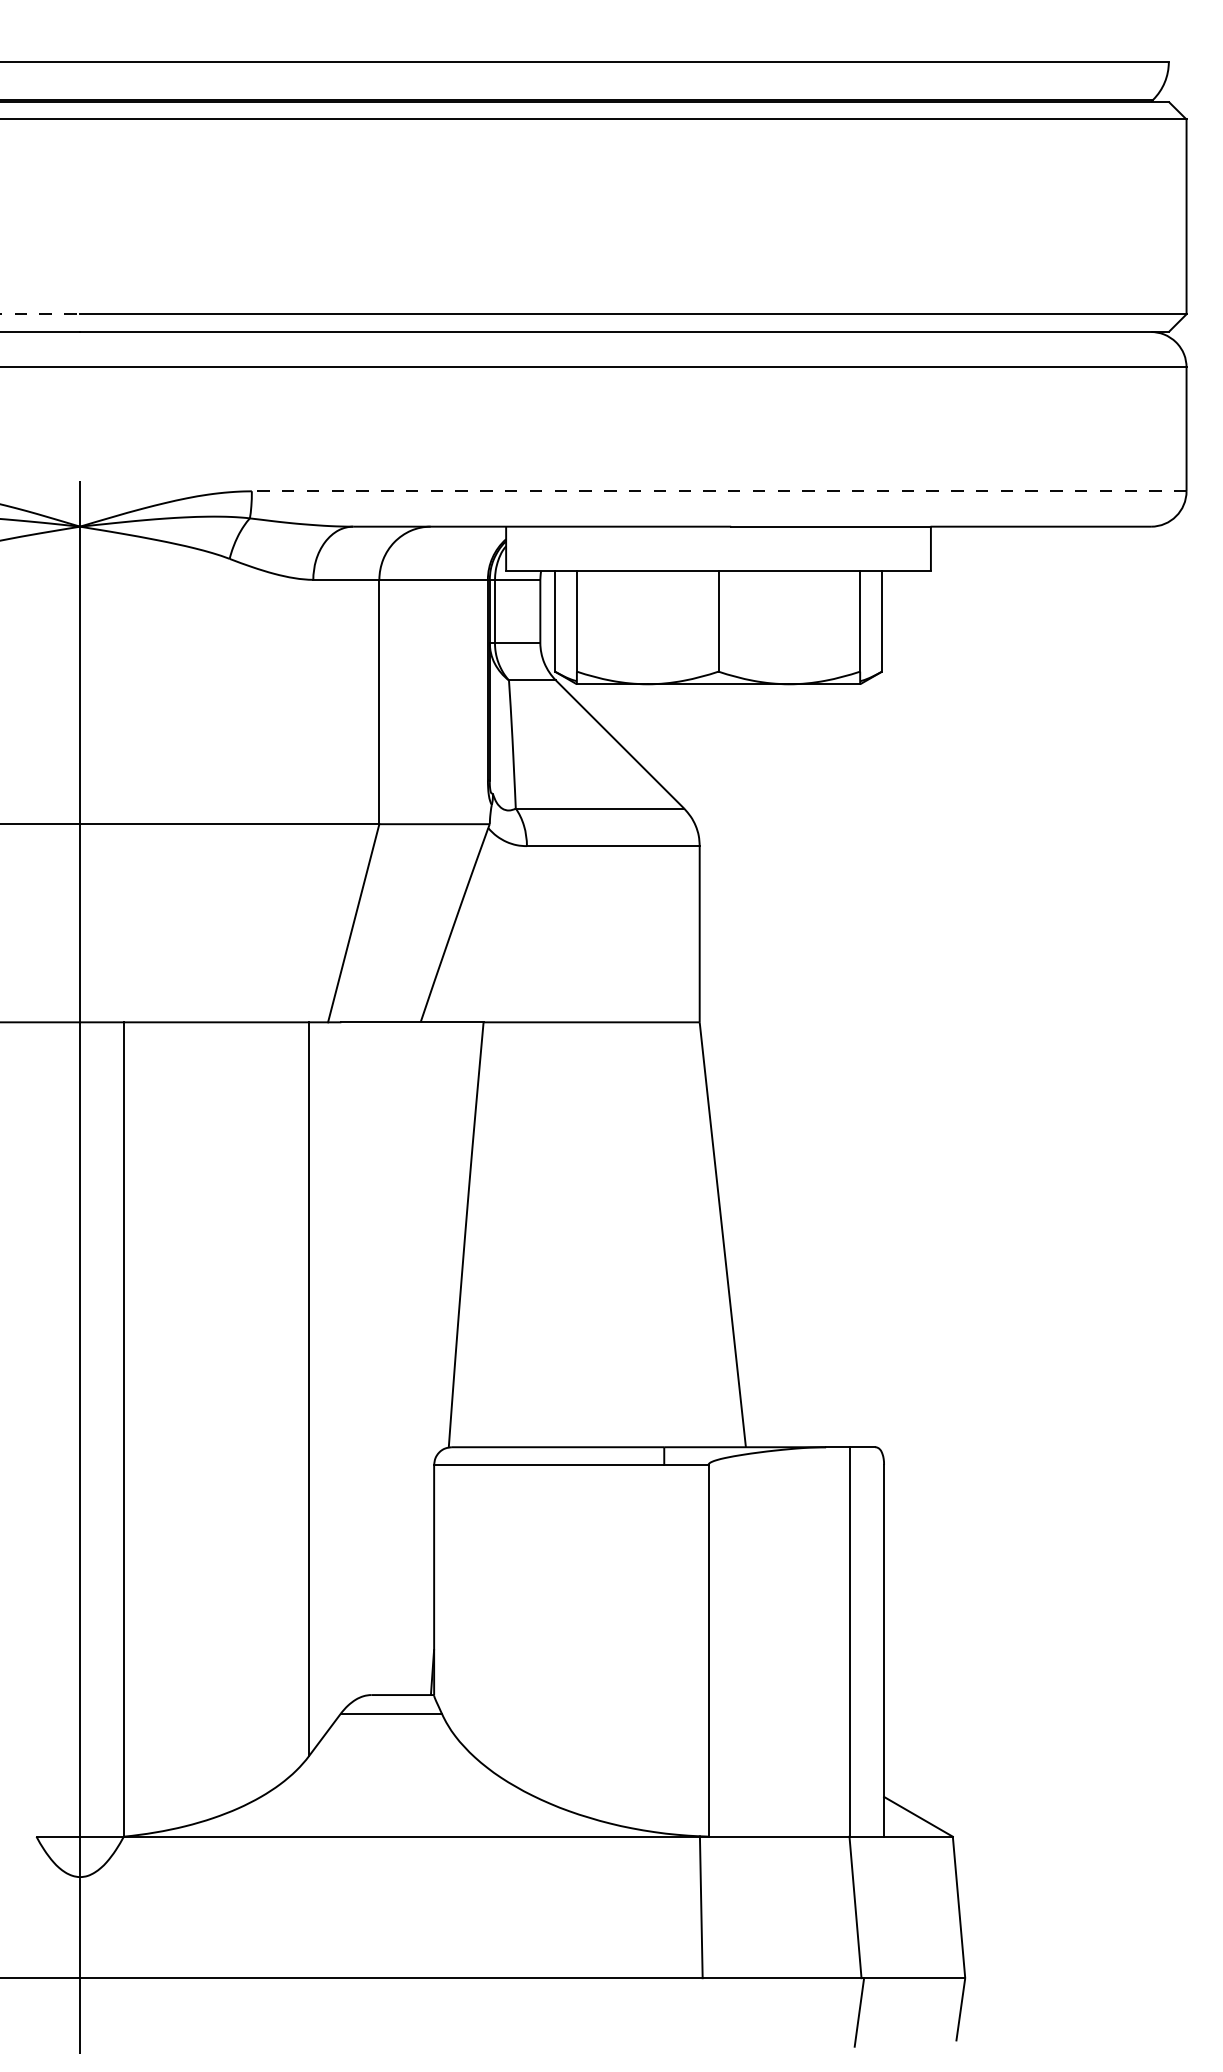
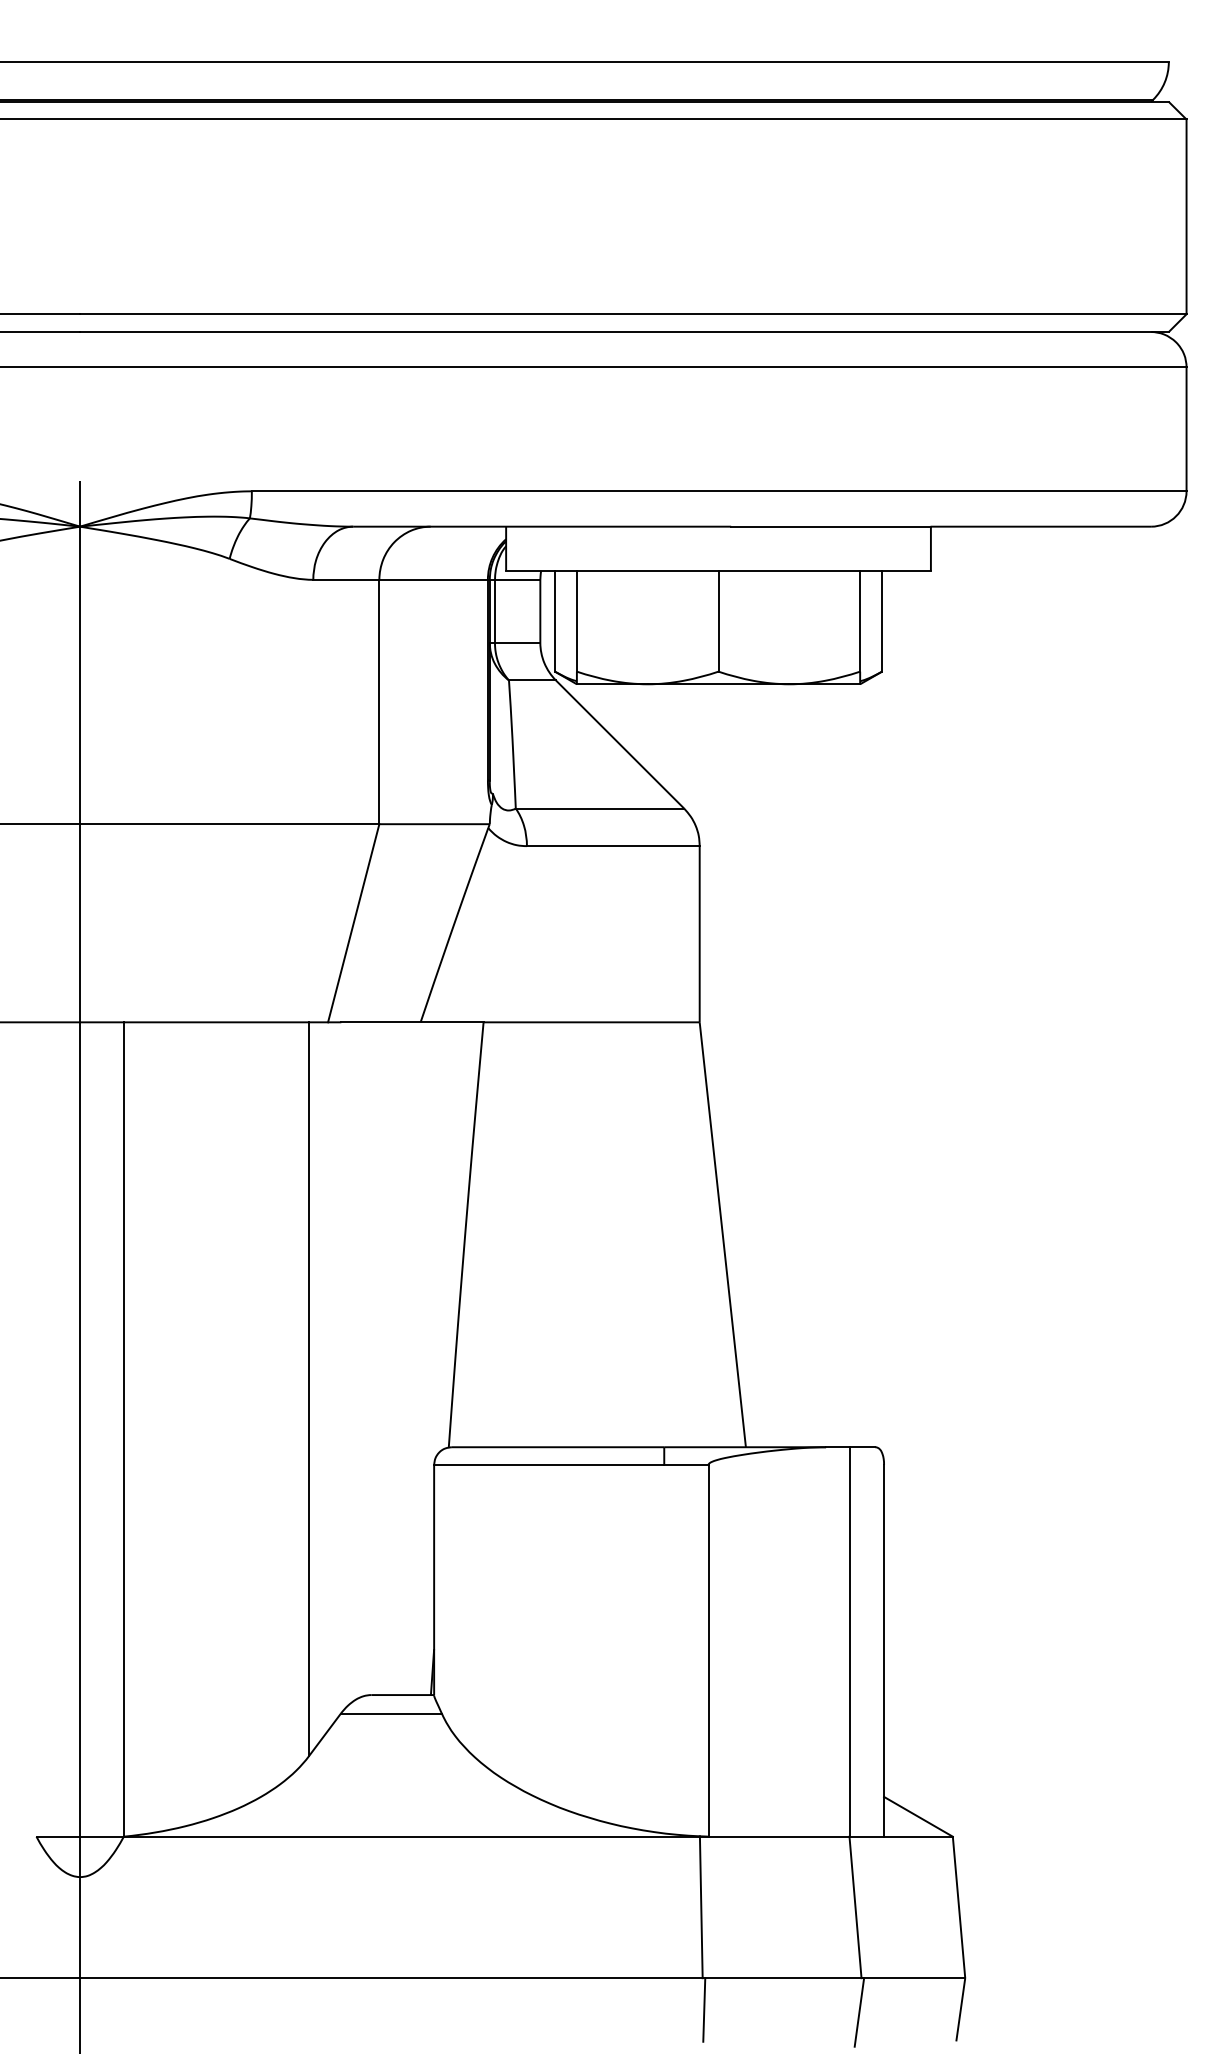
line: dashed -> solid (40, 314)
line: dashed -> solid (718, 491)
line: none -> present (704, 2009)
